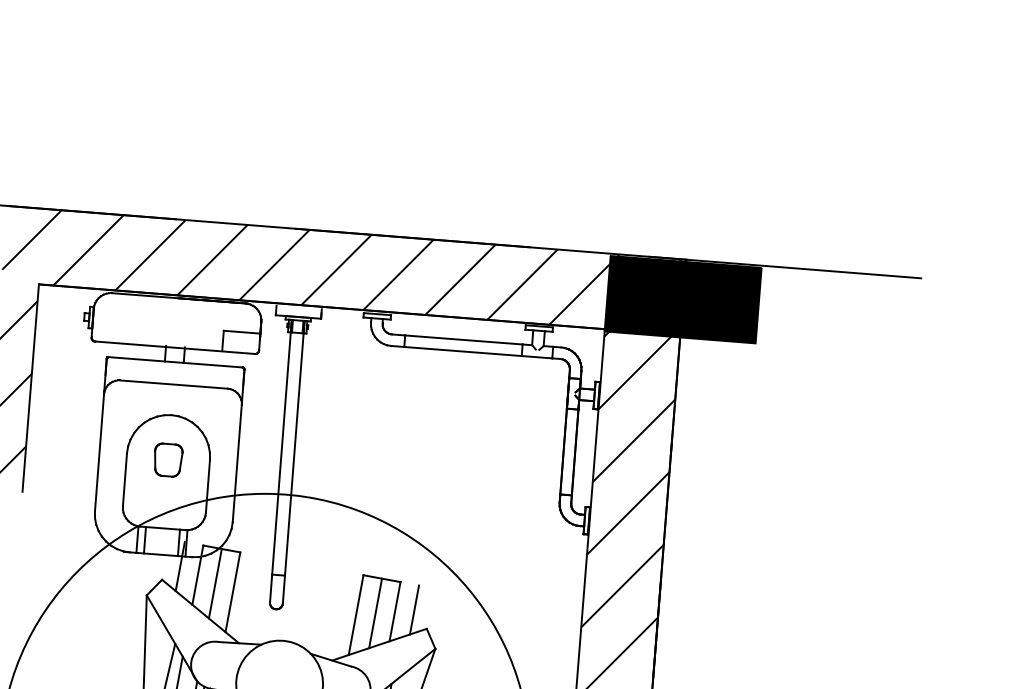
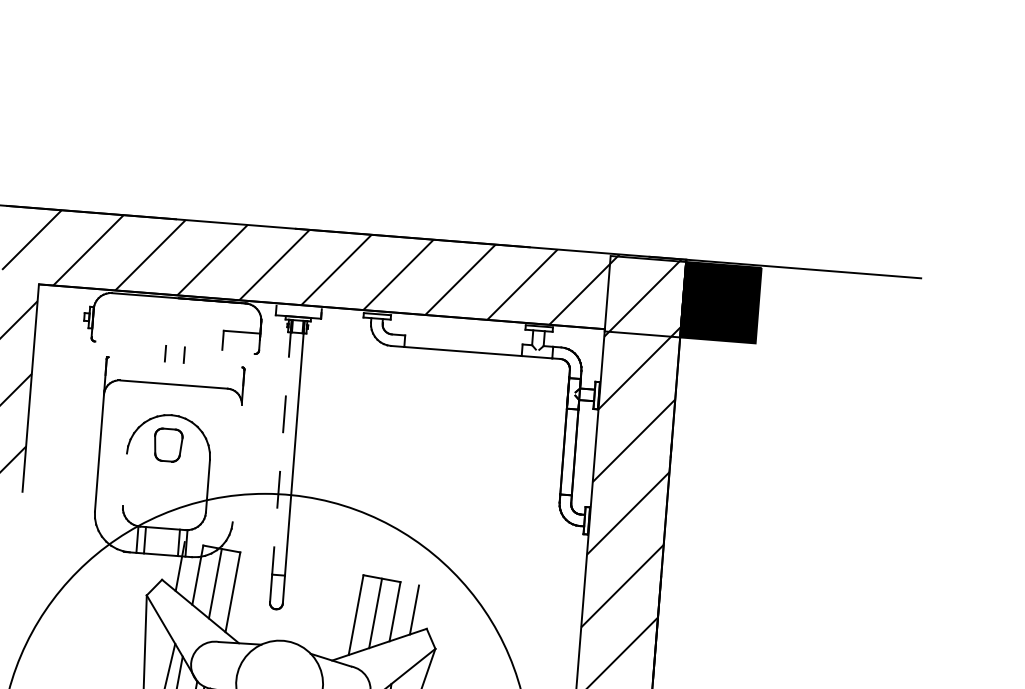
fill: present -> none (645, 296)
line: present -> none (463, 339)
line: present -> none (174, 347)
line: present -> none (175, 362)
line: solid -> dashed (281, 447)
part position: (168, 459) -> (168, 444) (168, 444)
line: present -> none (237, 461)
line: present -> none (124, 479)
